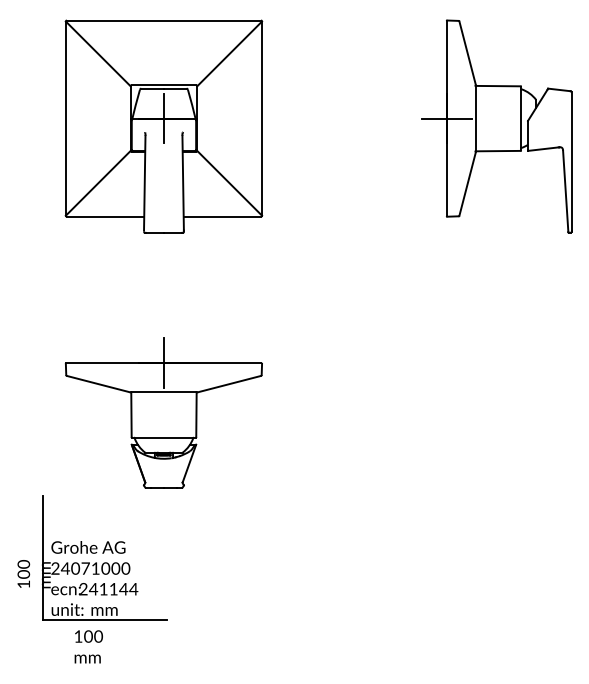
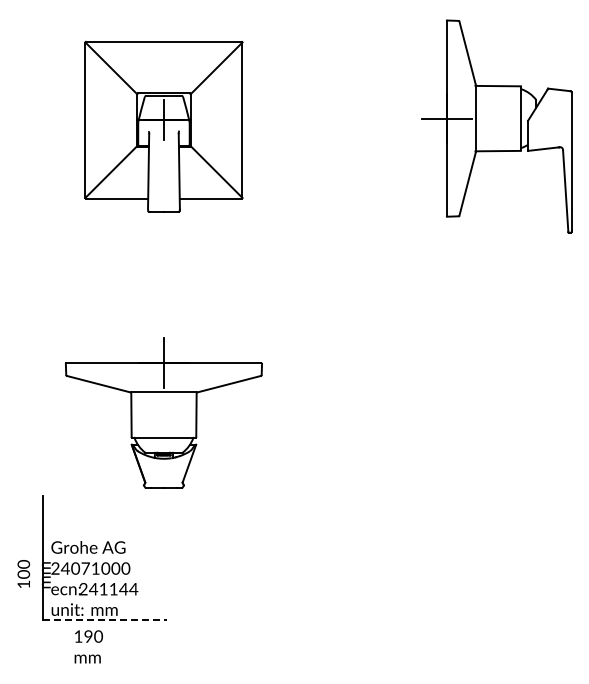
part size: 200x215 px -> 160x172 px (163, 126)
line: solid -> dashed (105, 620)
text: 100 -> 190 (88, 636)
